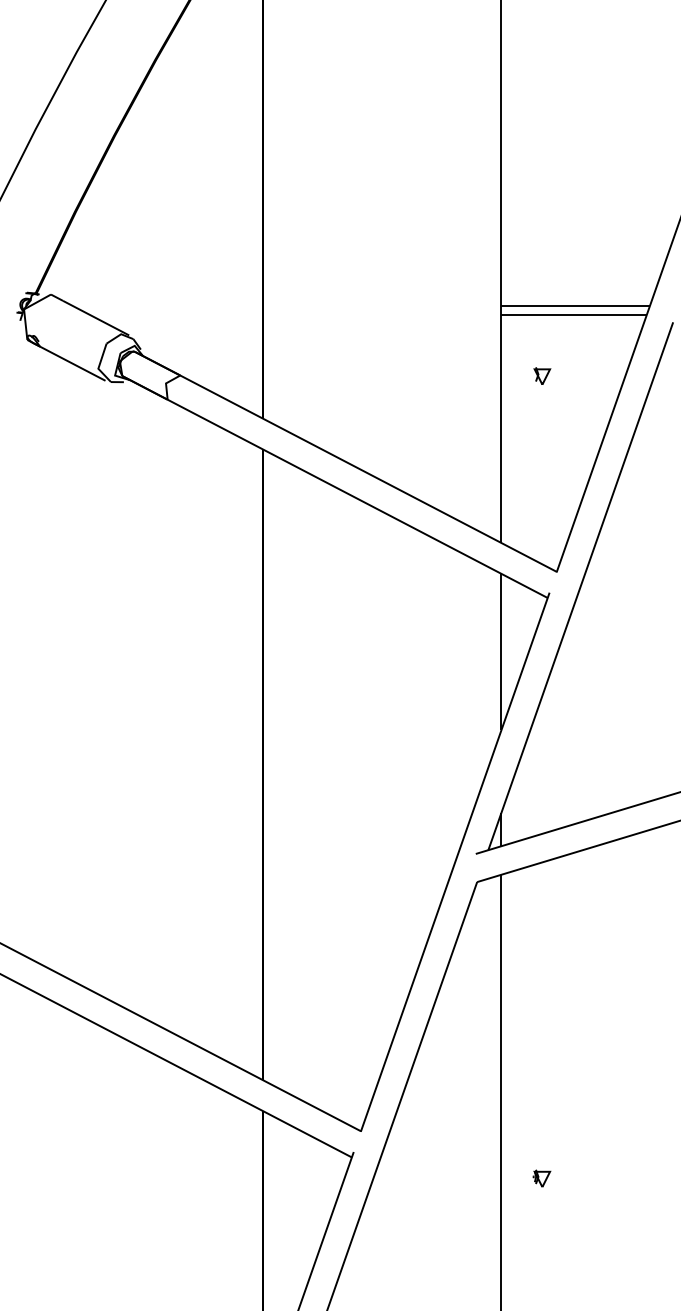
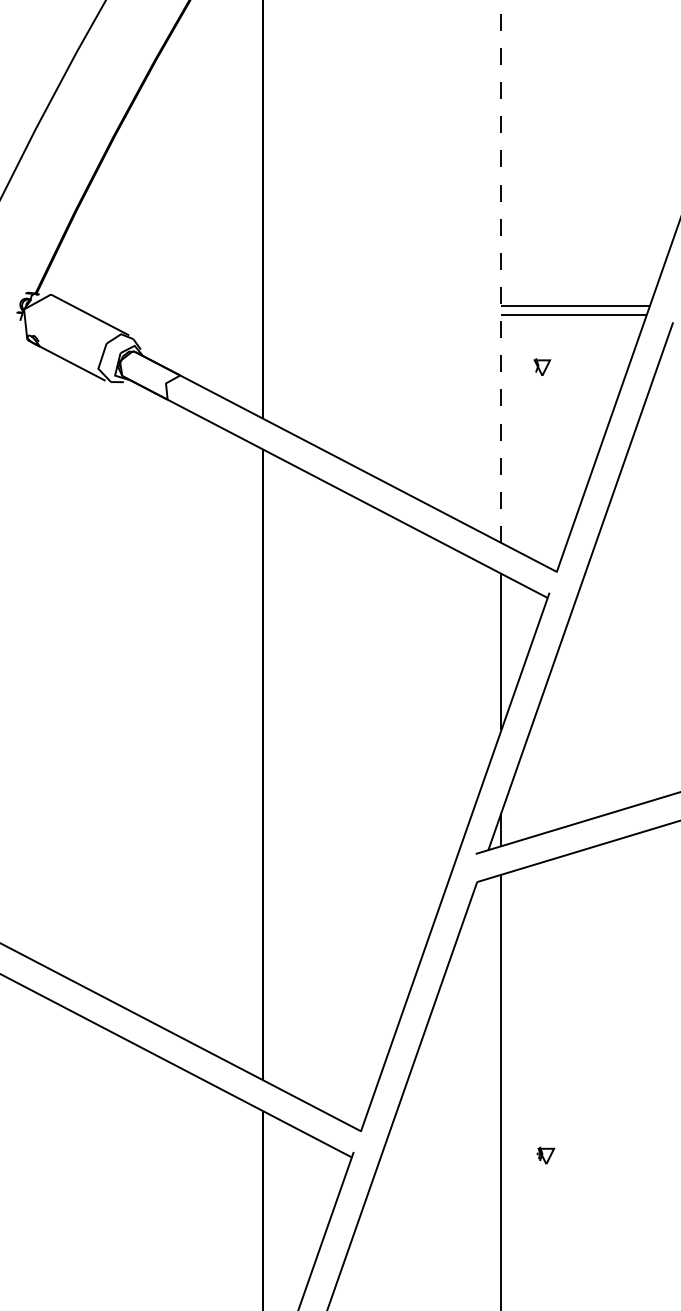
line: solid -> dashed (501, 271)
part position: (542, 375) -> (542, 366) (542, 366)
part position: (541, 1178) -> (545, 1155) (545, 1155)
